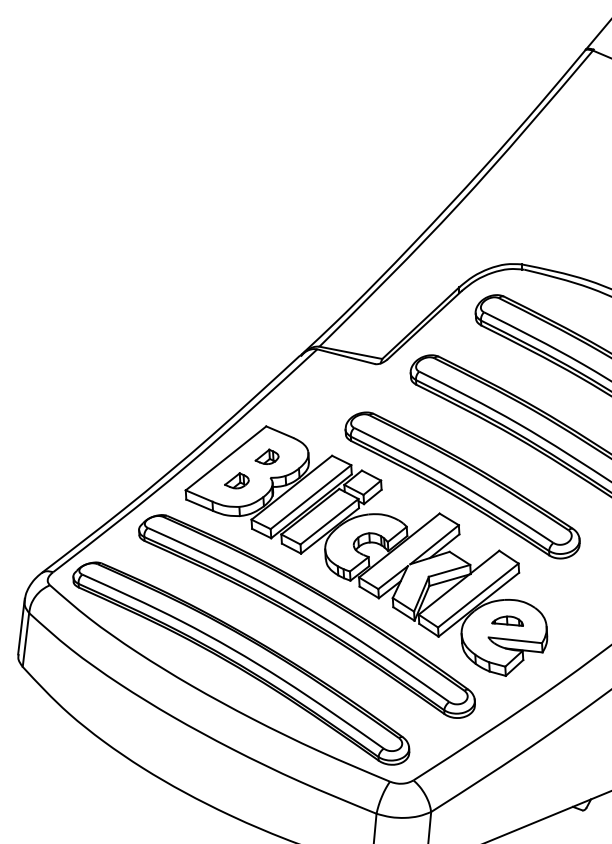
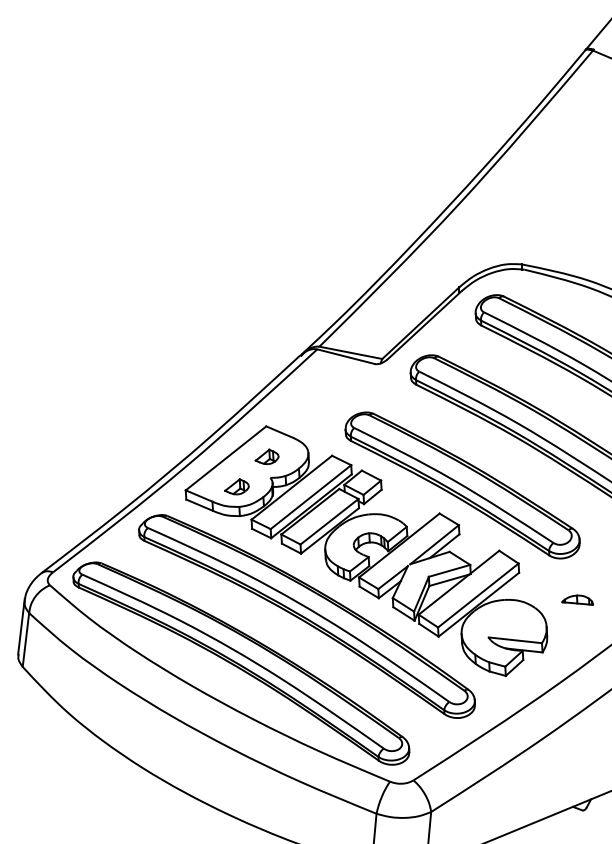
part position: (236, 480) -> (236, 486) (236, 486)
part position: (507, 620) -> (577, 599) (577, 599)
